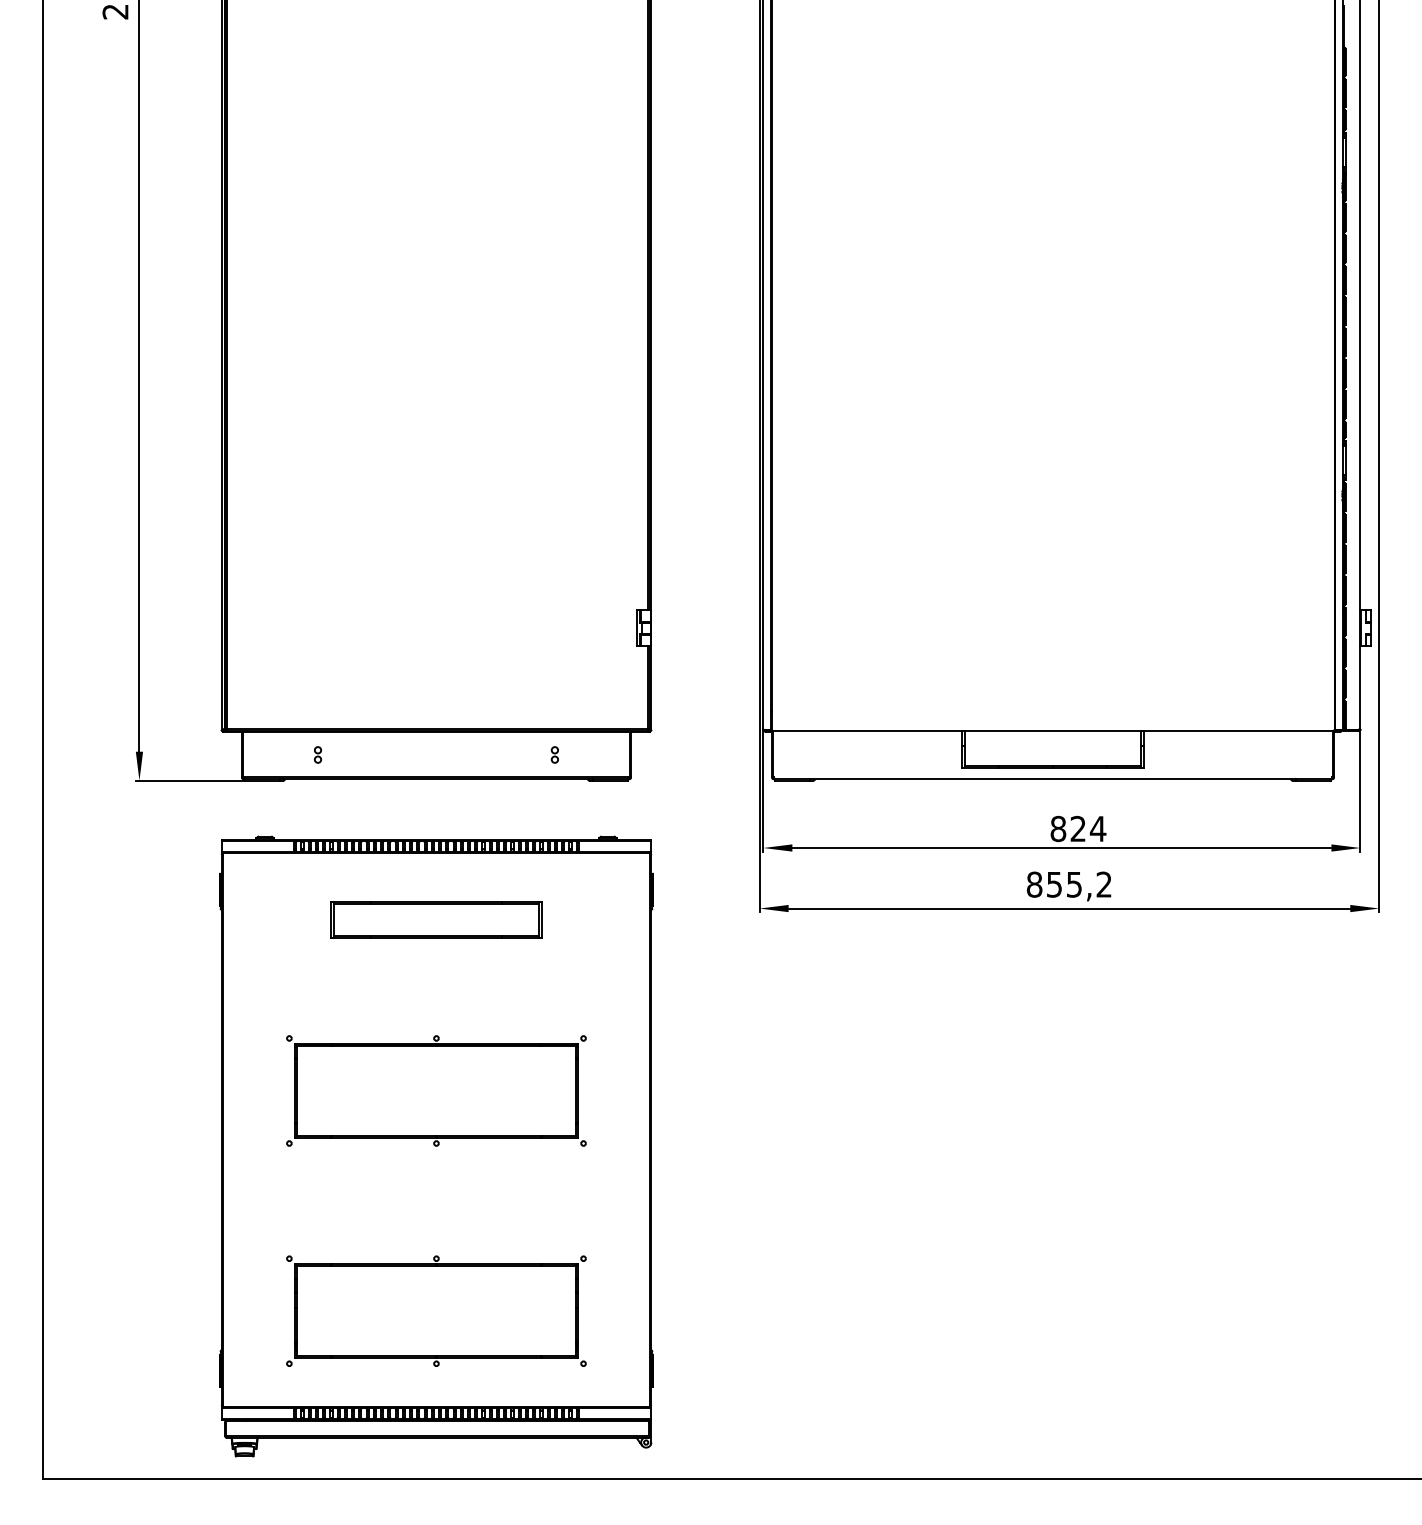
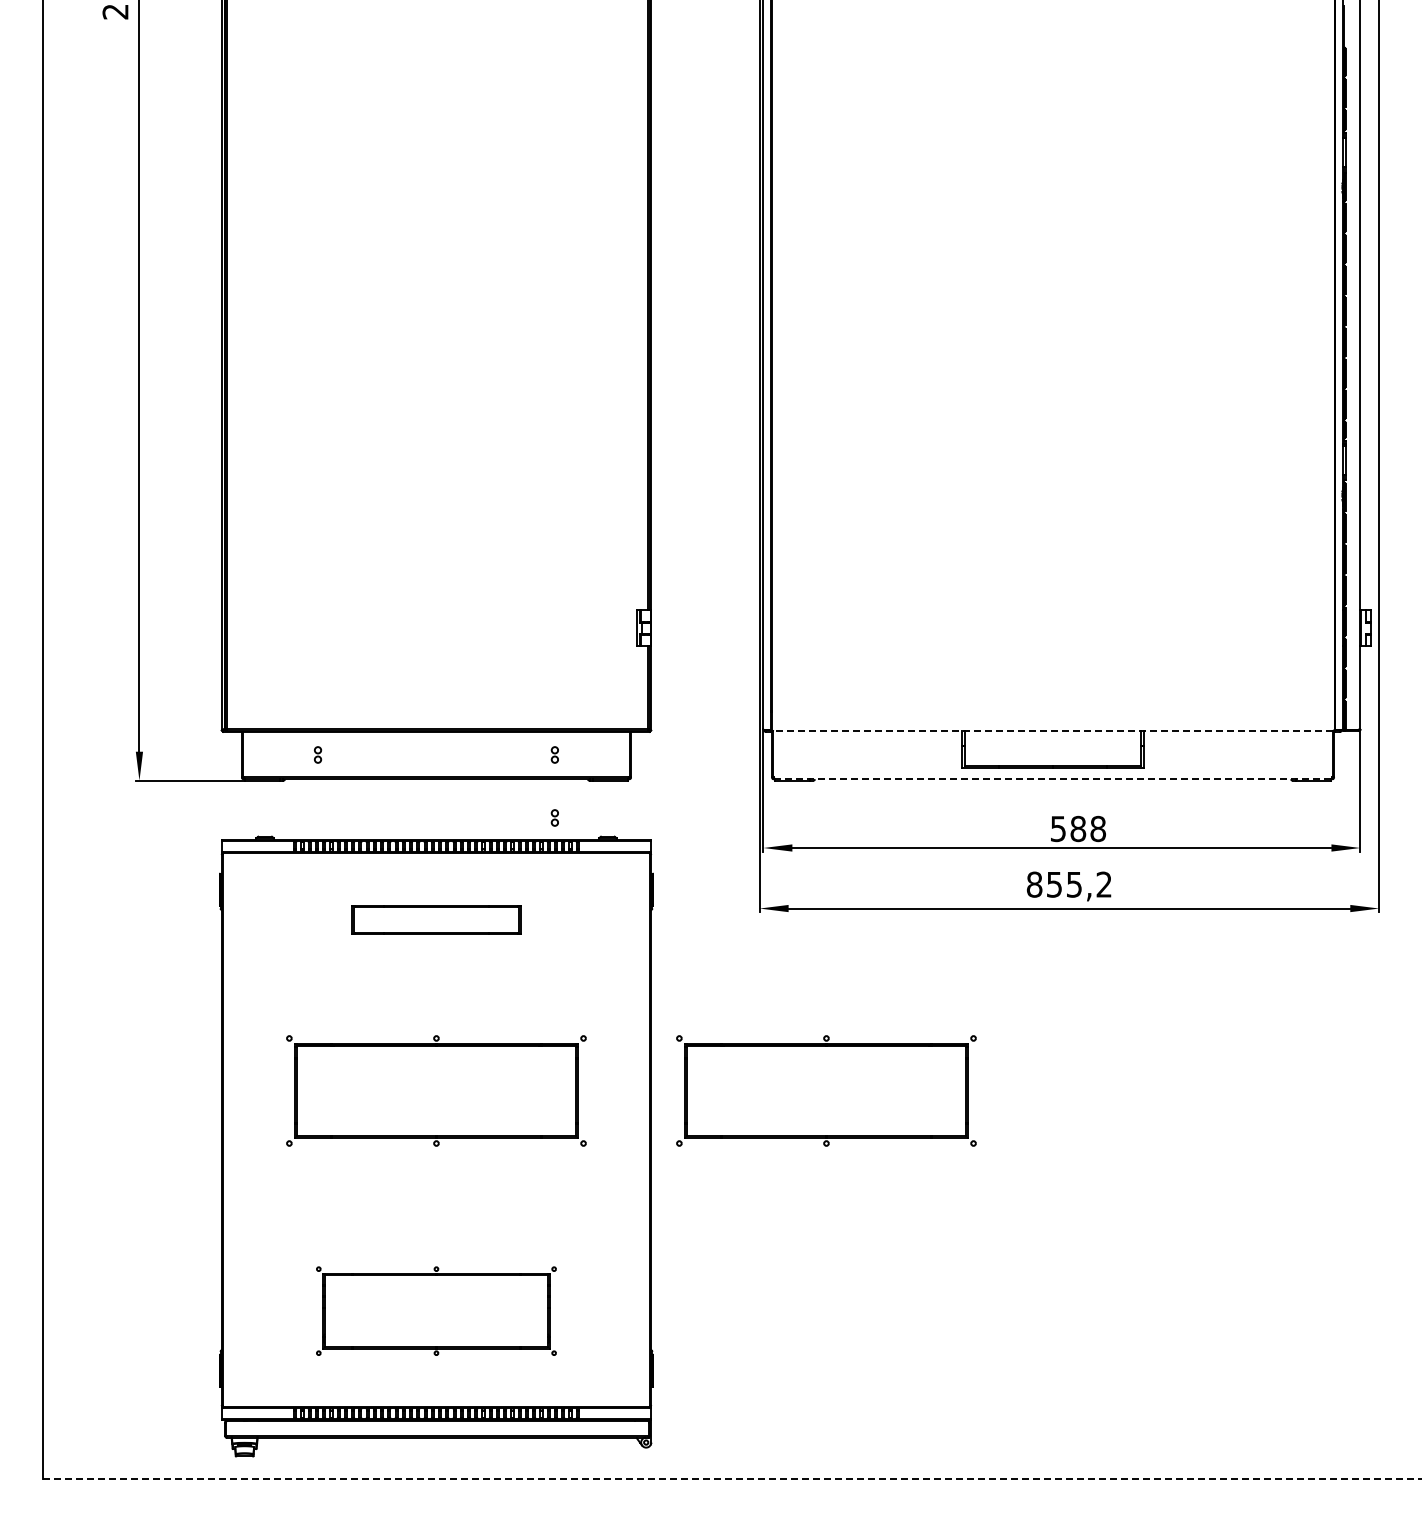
line: solid -> dashed (1053, 731)
line: solid -> dashed (1053, 779)
part: none -> present (554, 817)
text: 824 -> 588 (1078, 828)
part size: 213x38 px -> 171x30 px (436, 919)
part: none -> present (826, 1090)
part size: 301x112 px -> 241x90 px (436, 1310)
line: solid -> dashed (732, 1479)
